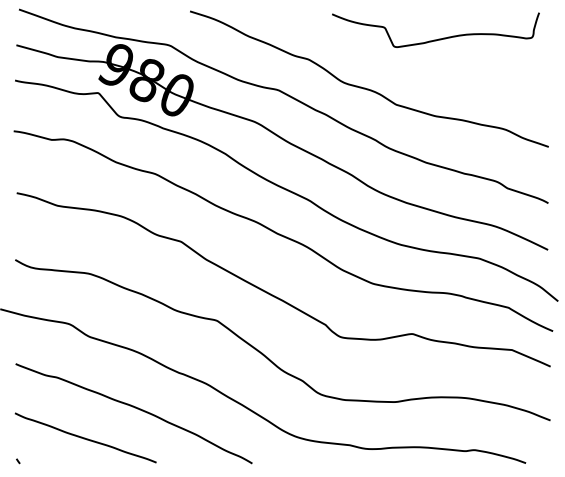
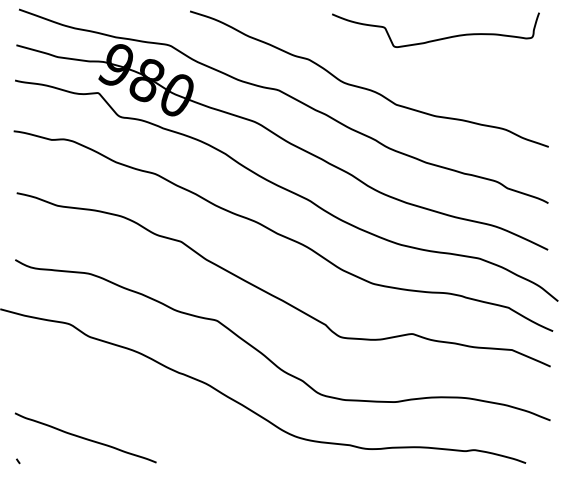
curve: present -> none (135, 408)
